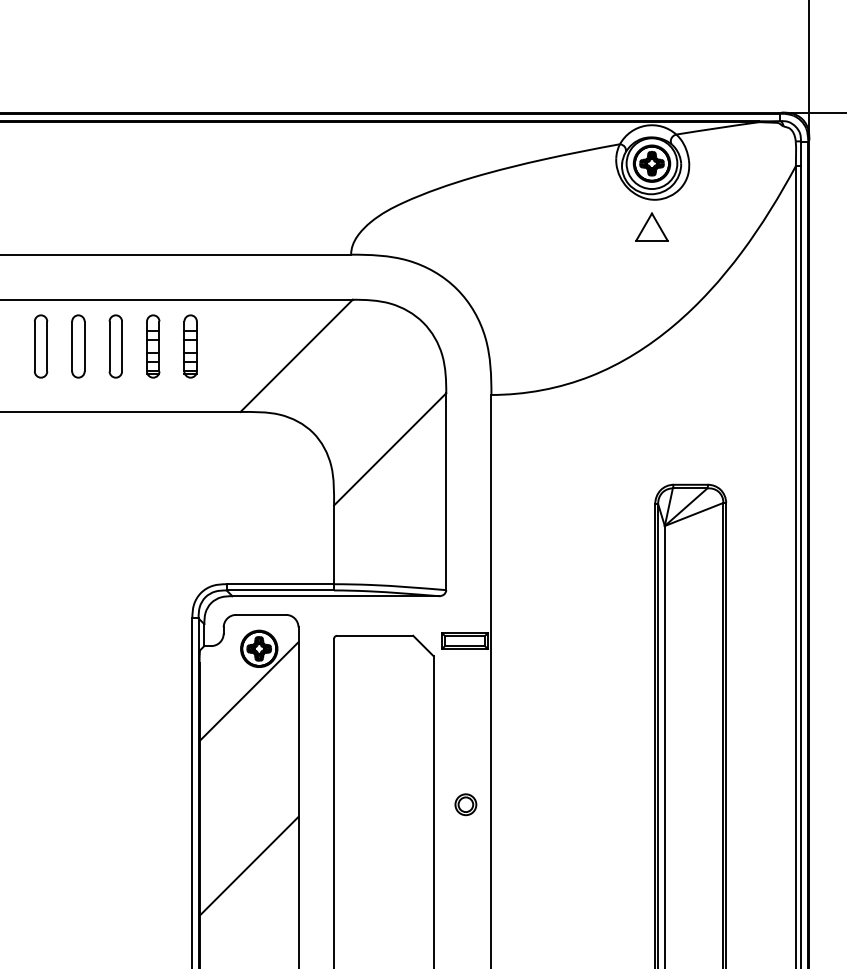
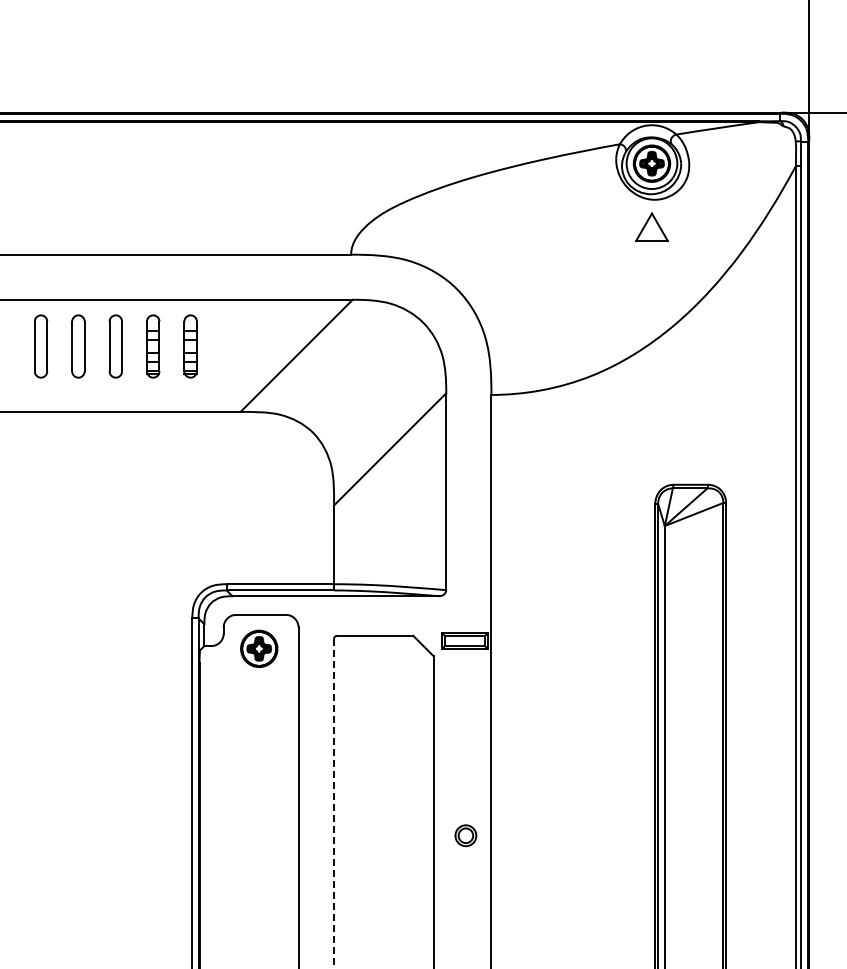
line: present -> none (248, 691)
line: solid -> dashed (334, 803)
part position: (465, 804) -> (465, 835) (465, 835)
line: present -> none (248, 865)
